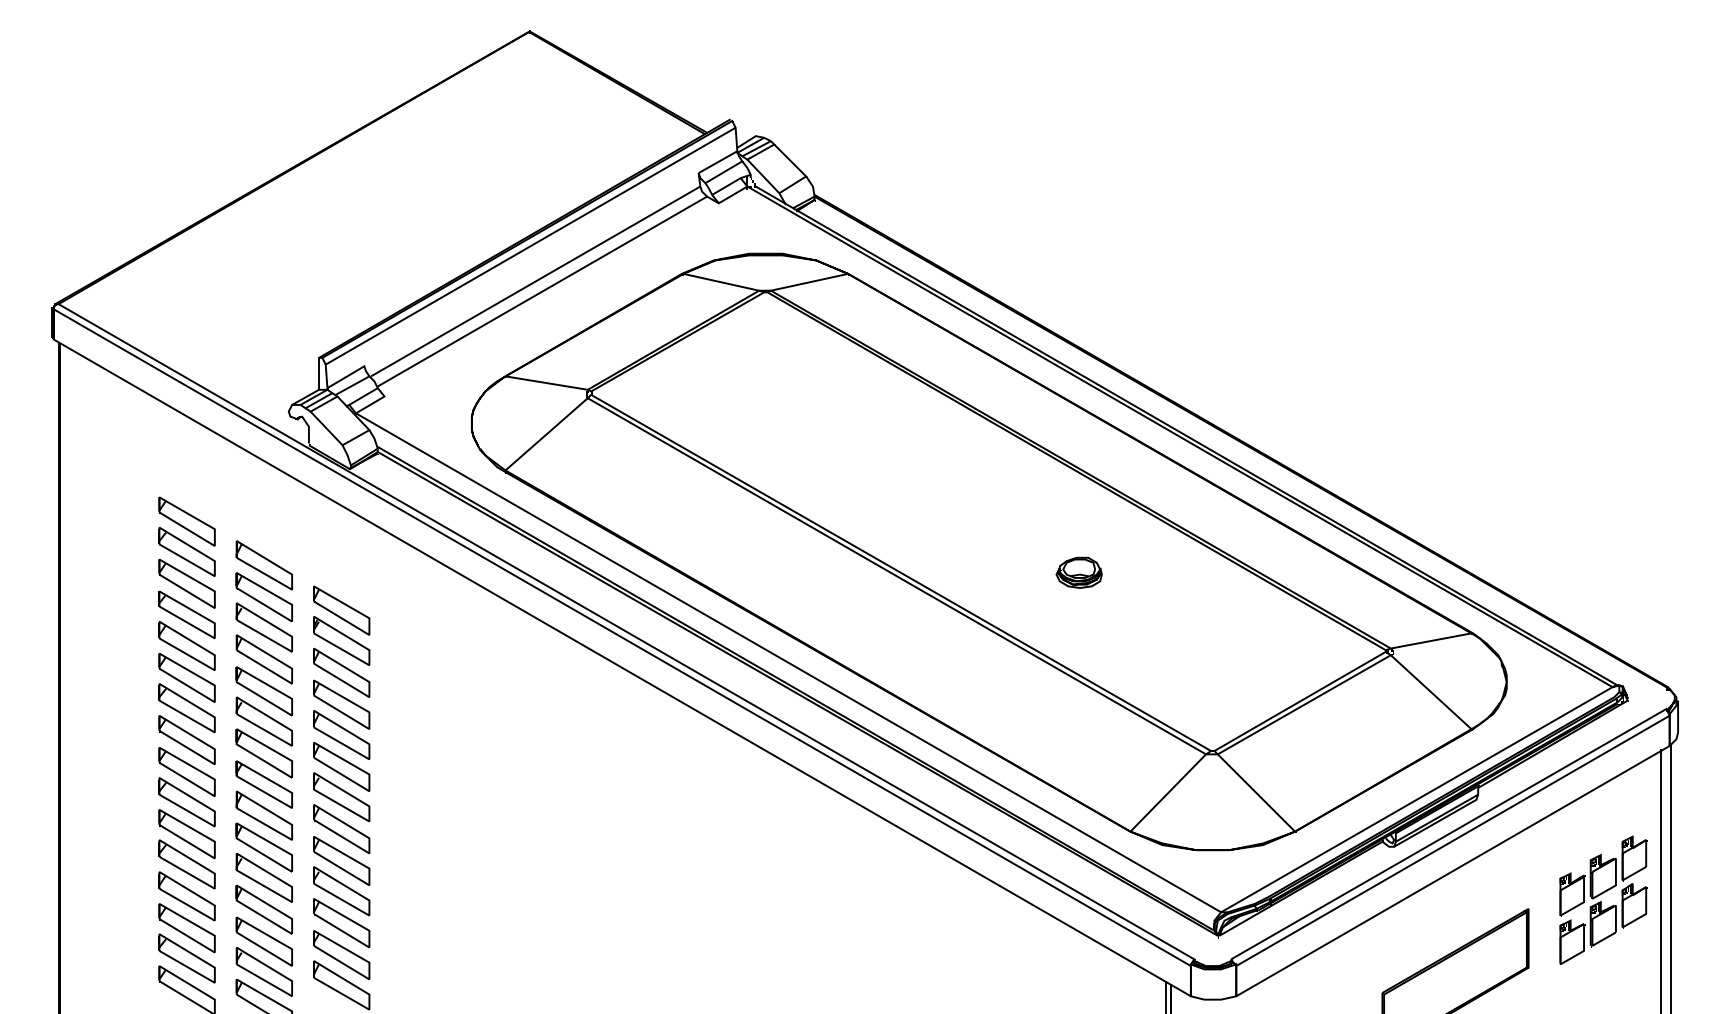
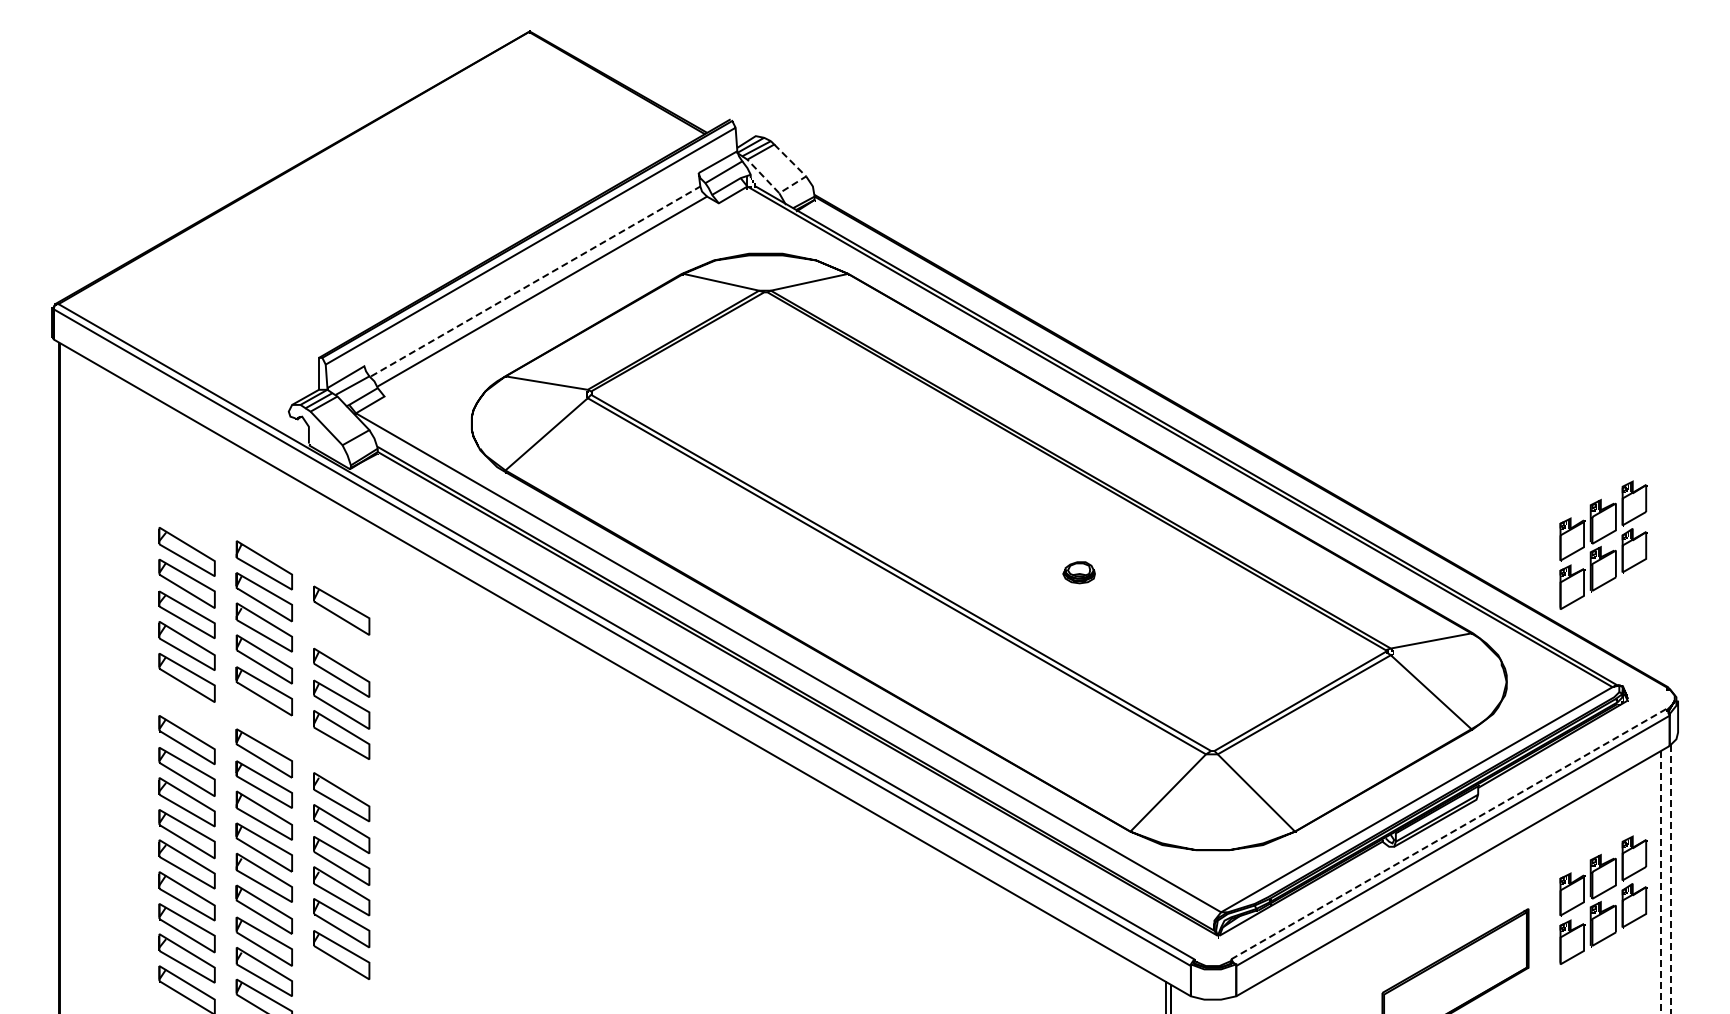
line: solid -> dashed (791, 185)
line: solid -> dashed (536, 281)
part: present -> none (186, 521)
part: none -> present (1603, 544)
part size: 48x33 px -> 34x24 px (1078, 572)
part: present -> none (341, 640)
part: present -> none (186, 708)
part: present -> none (263, 721)
part: present -> none (341, 766)
line: solid -> dashed (1453, 831)
line: solid -> dashed (1671, 878)
line: solid -> dashed (1661, 881)
part: present -> none (341, 985)
